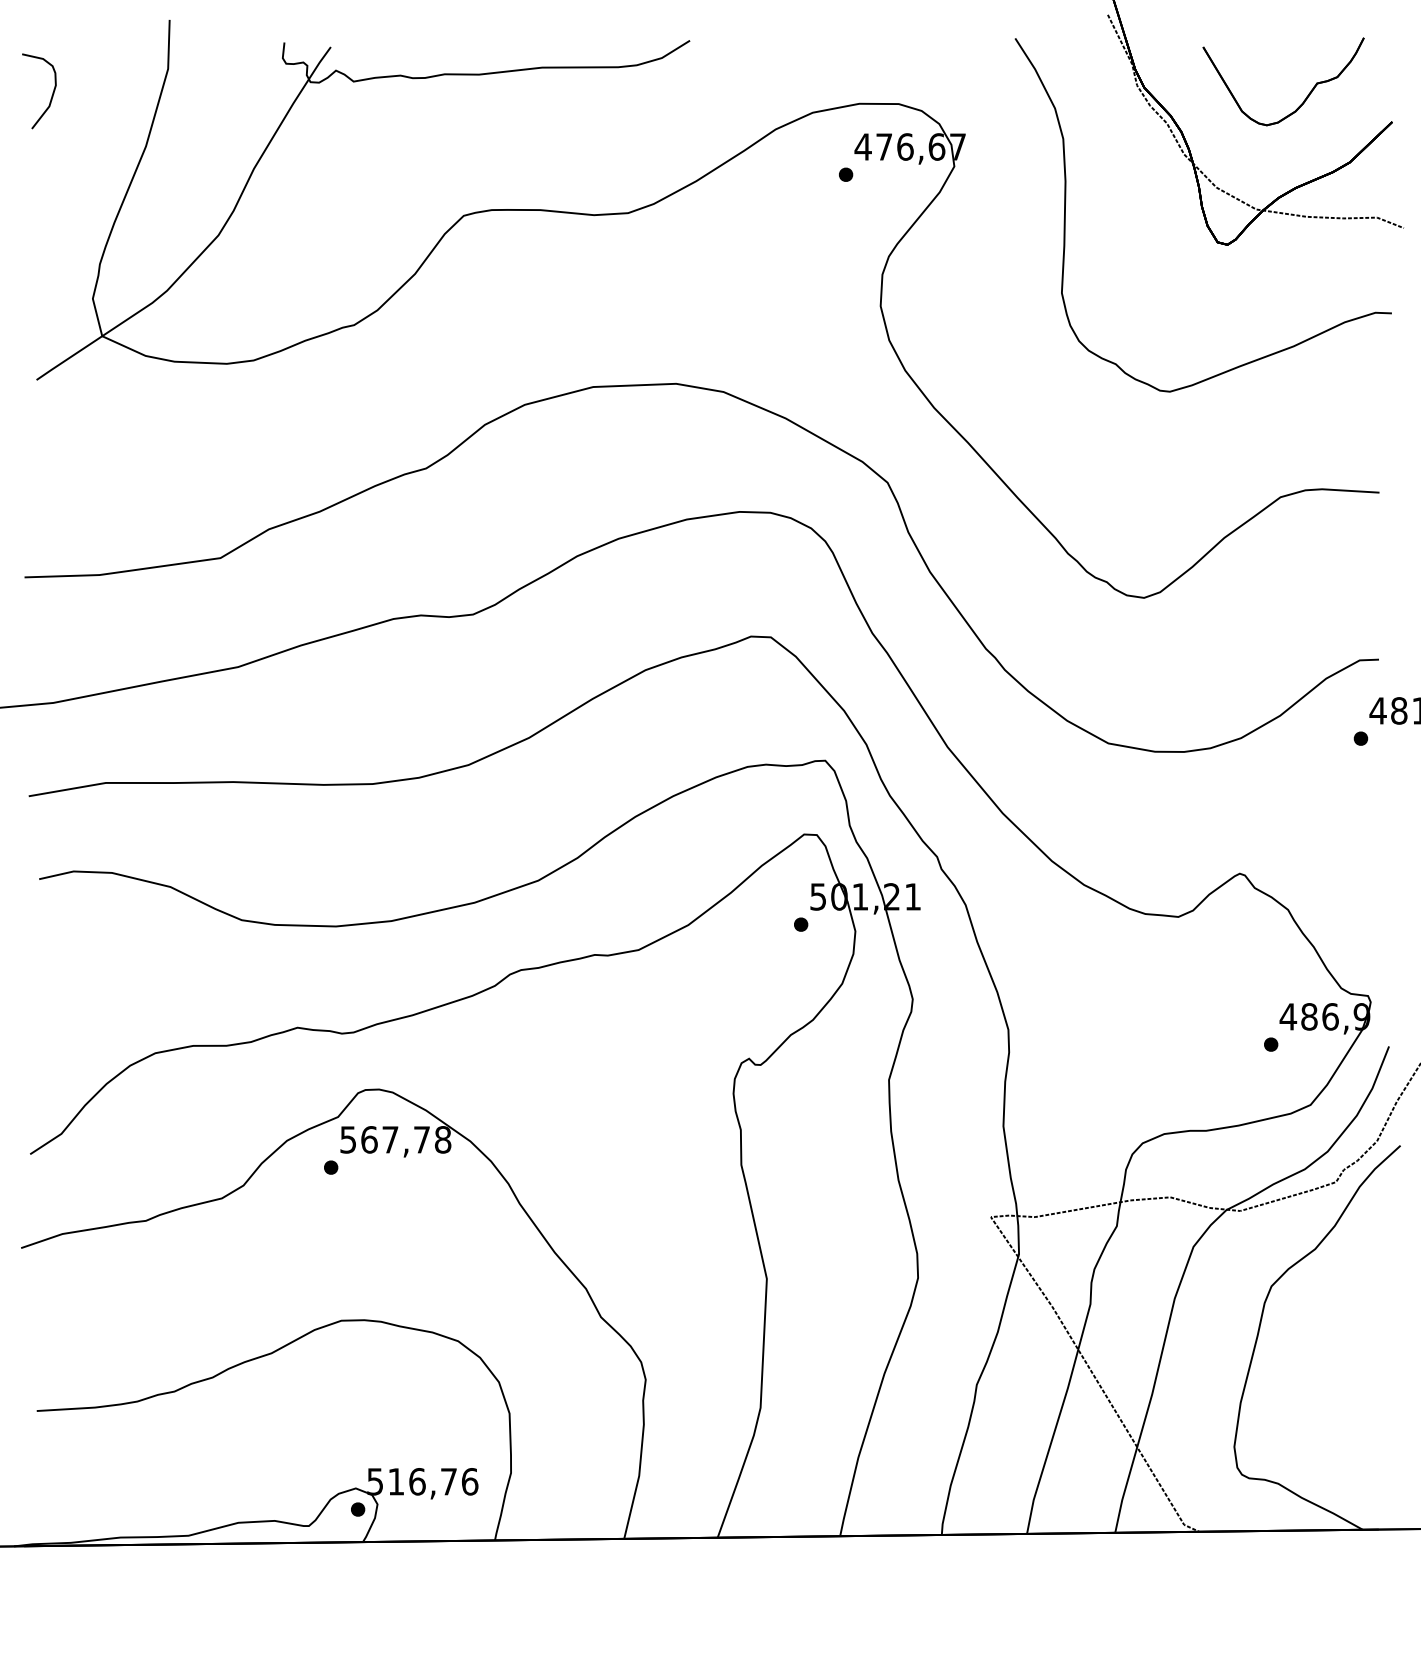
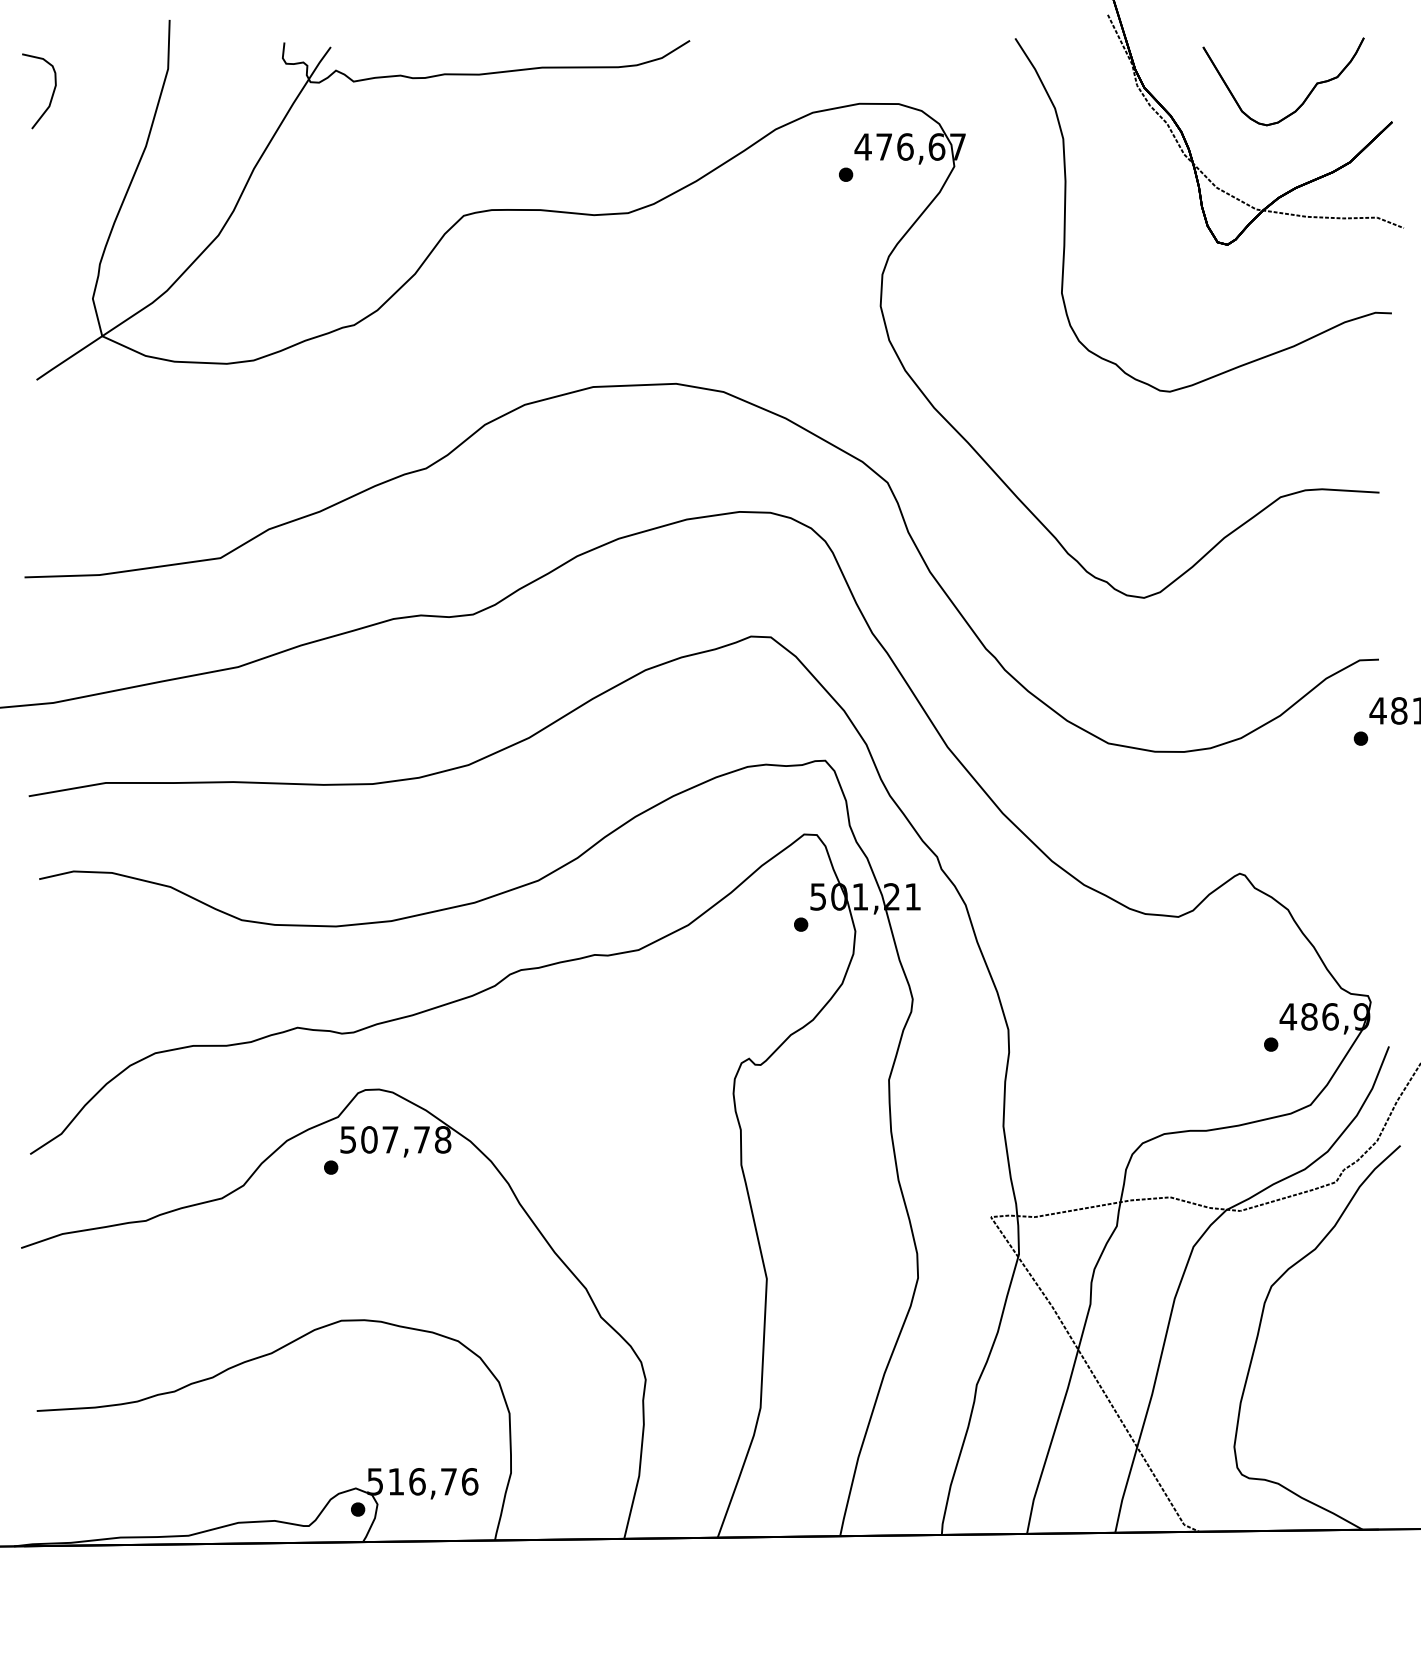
text: 567,78 -> 507,78 (369, 1139)
